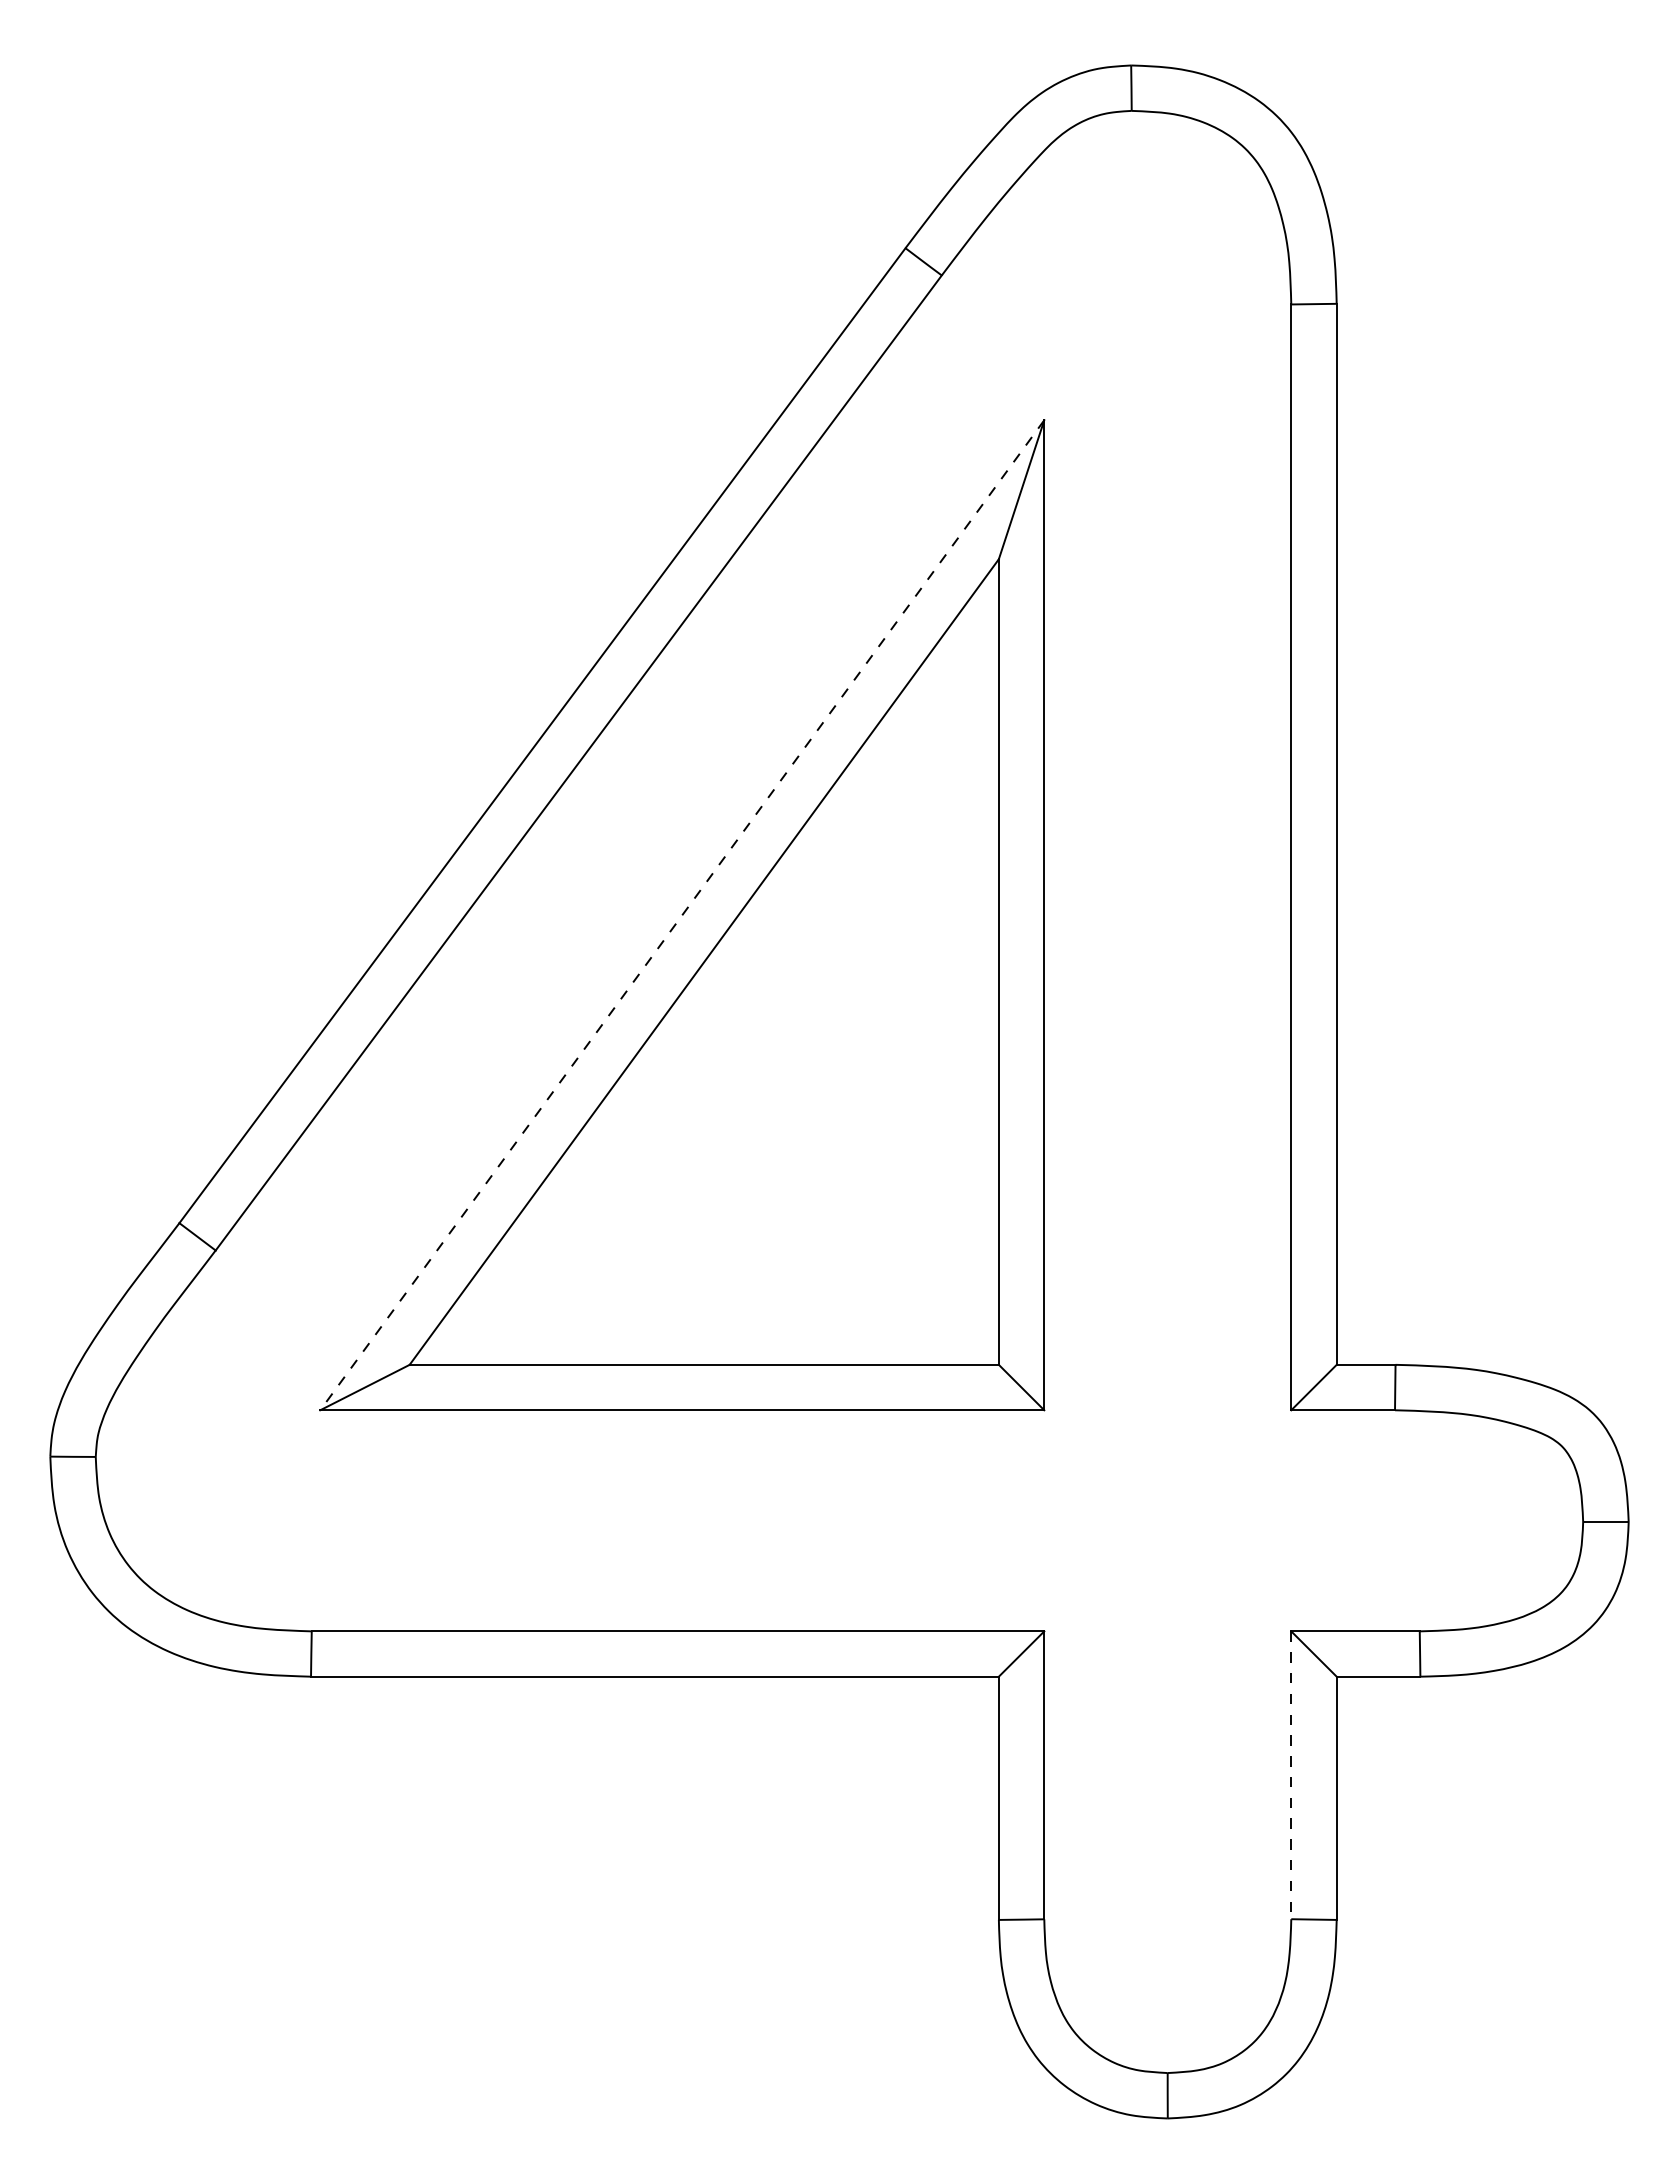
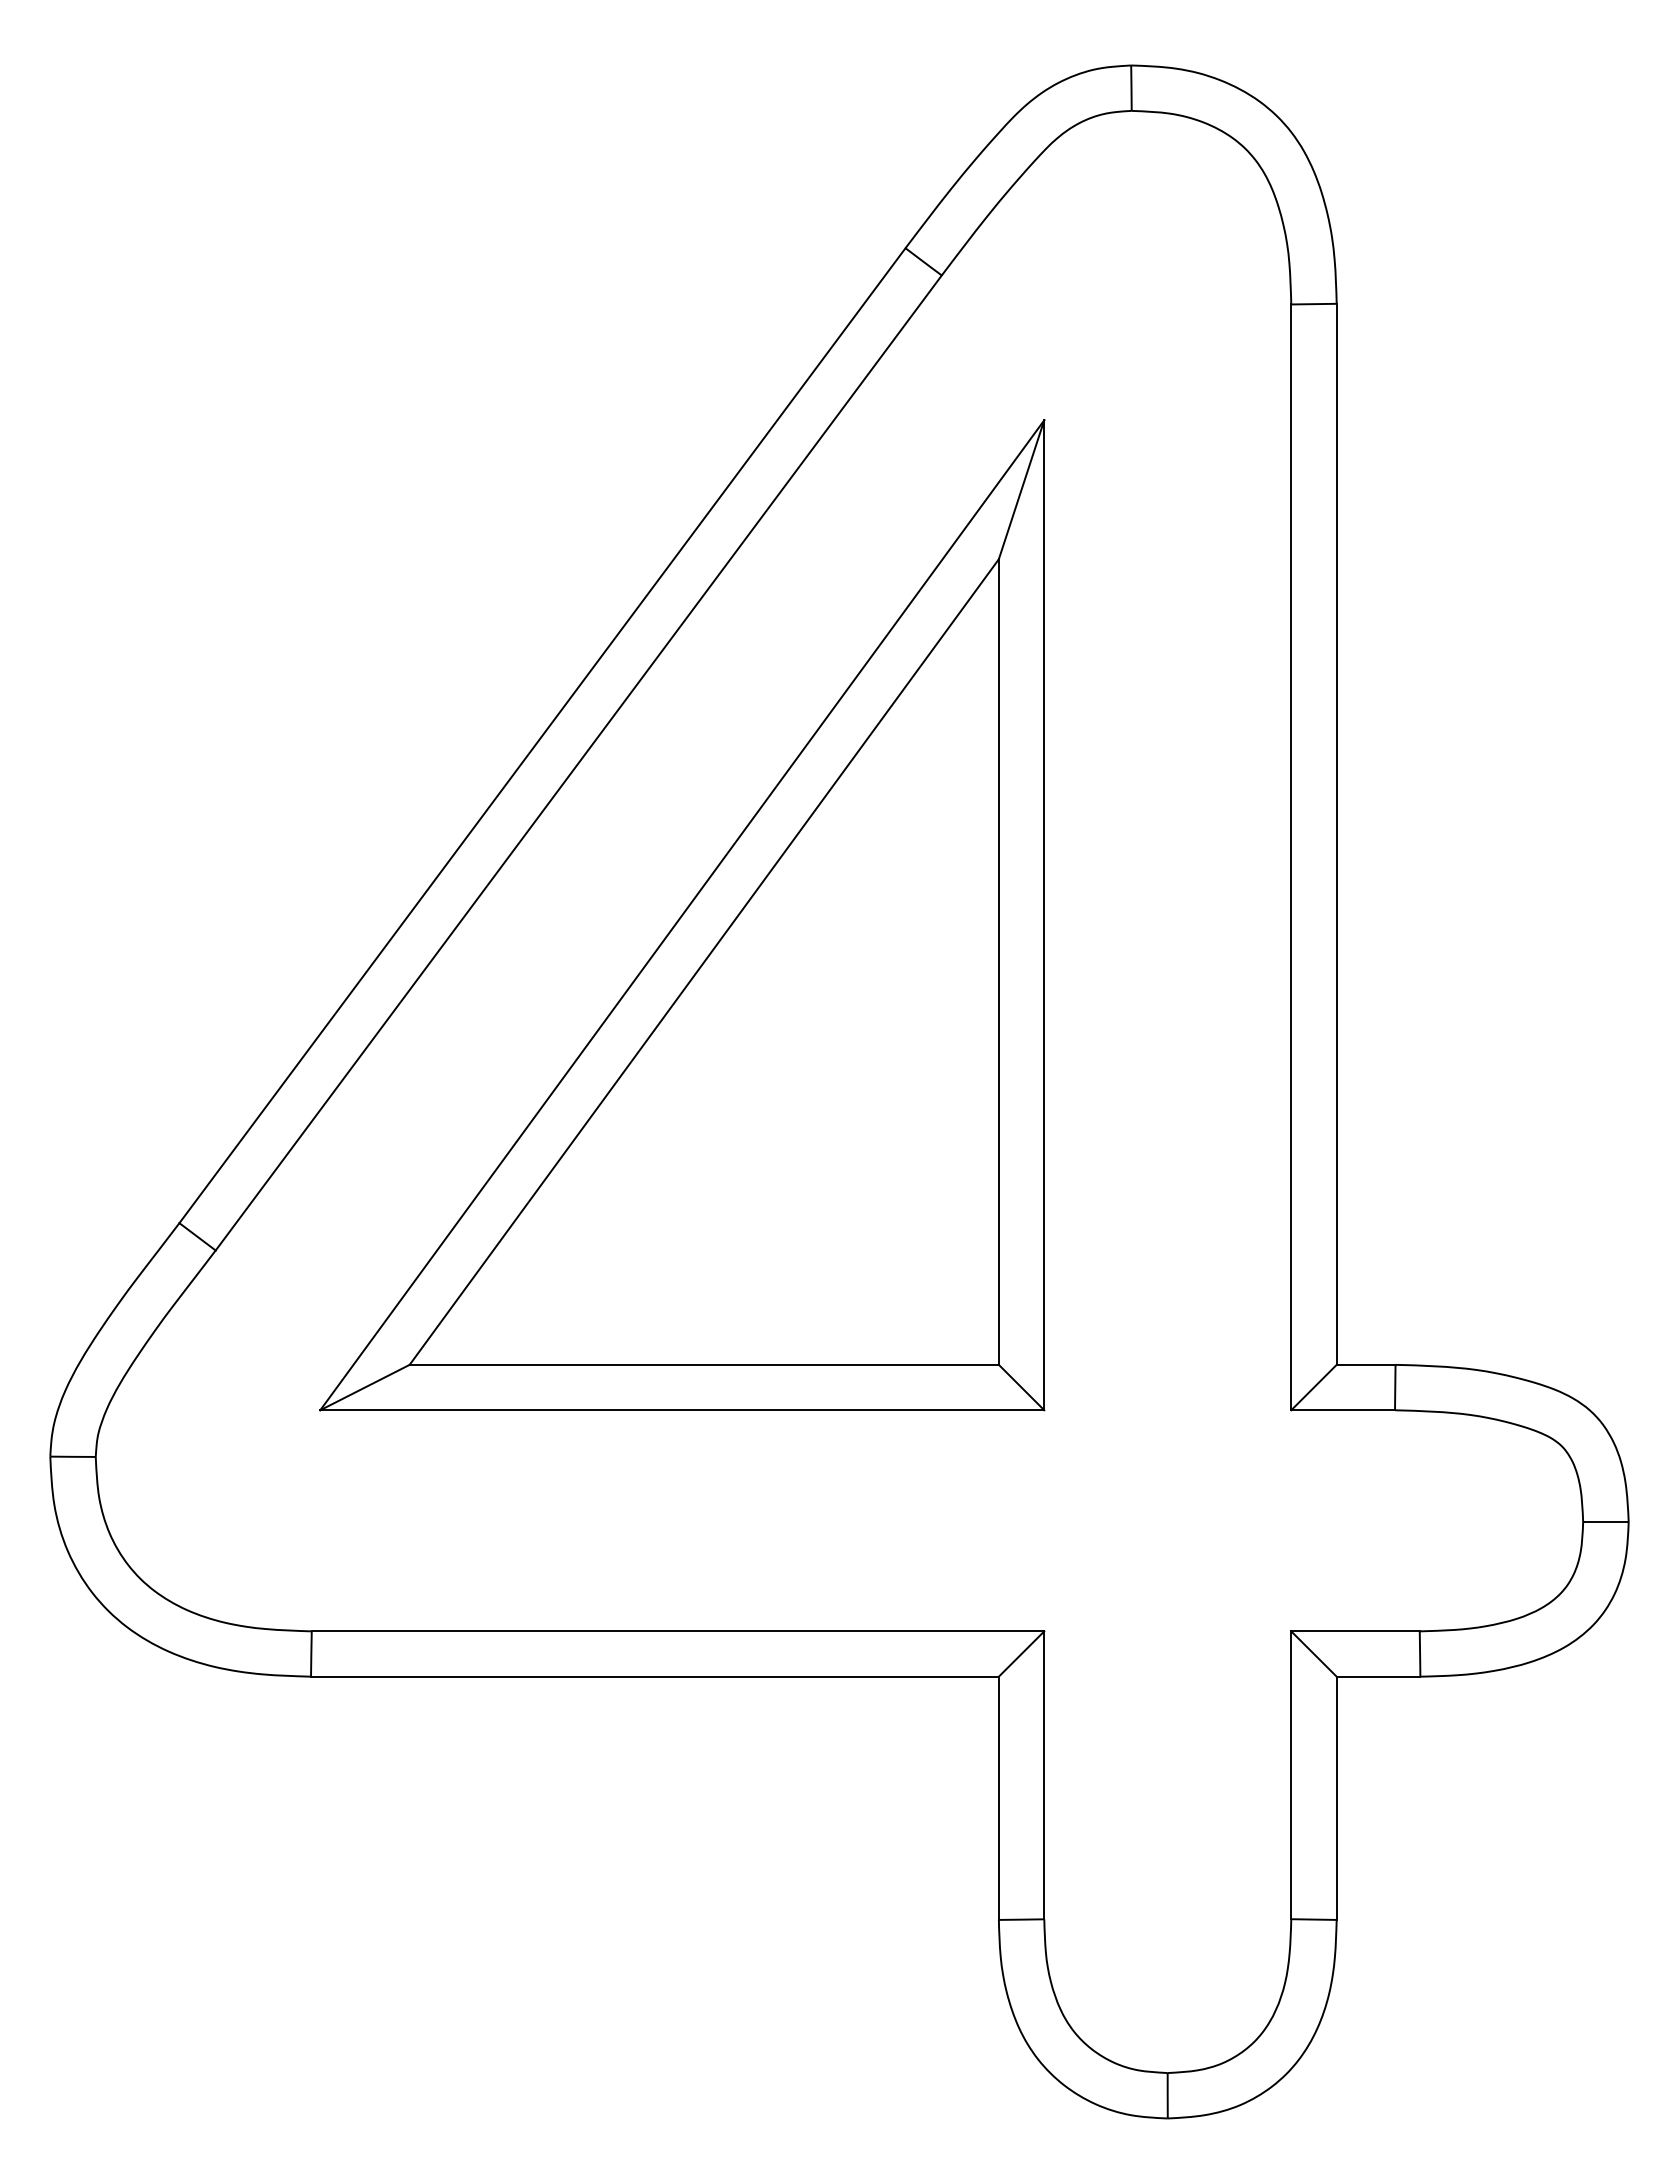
line: dashed -> solid (681, 915)
line: dashed -> solid (1291, 1775)
